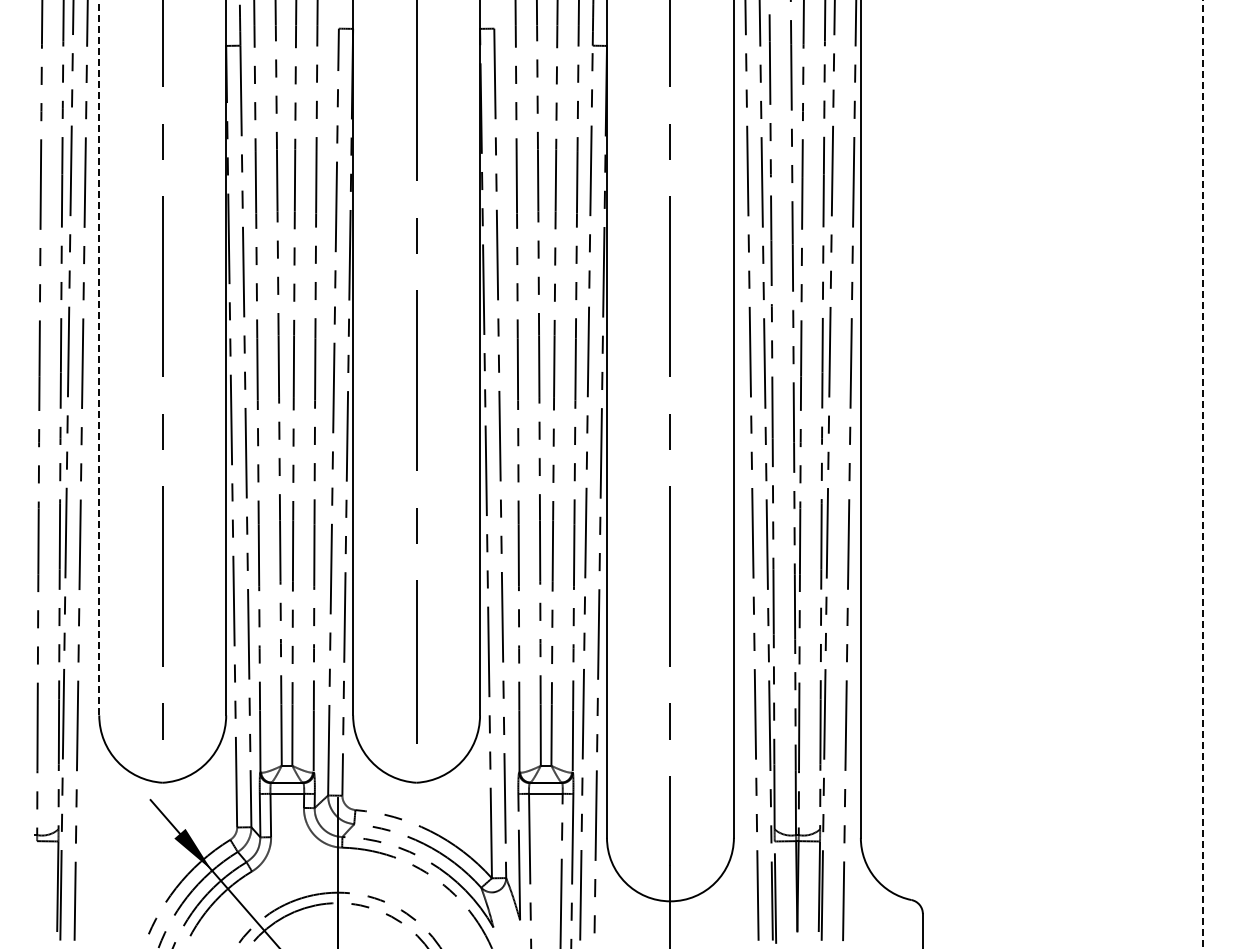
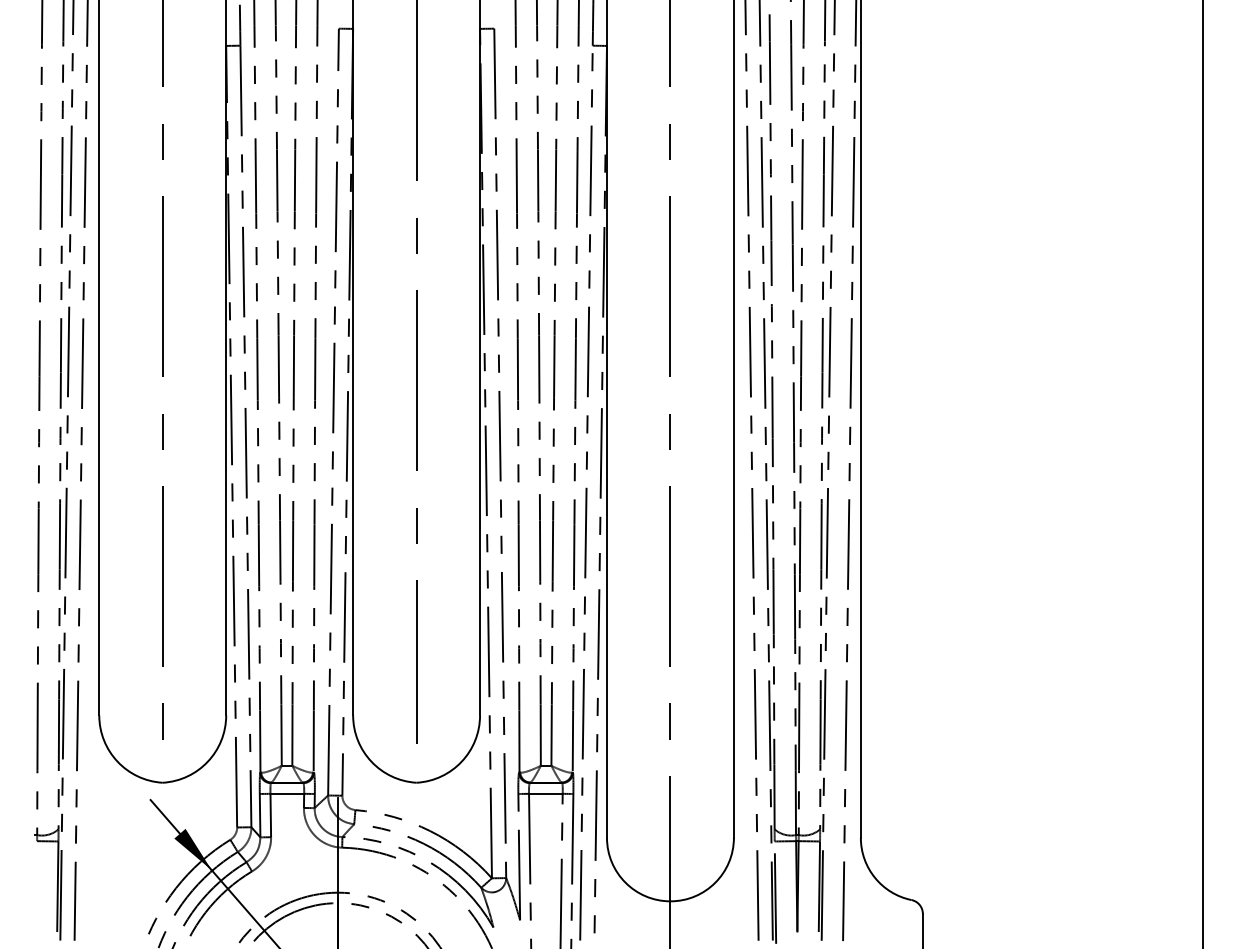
line: dashed -> solid (99, 357)
line: dashed -> solid (1202, 475)
